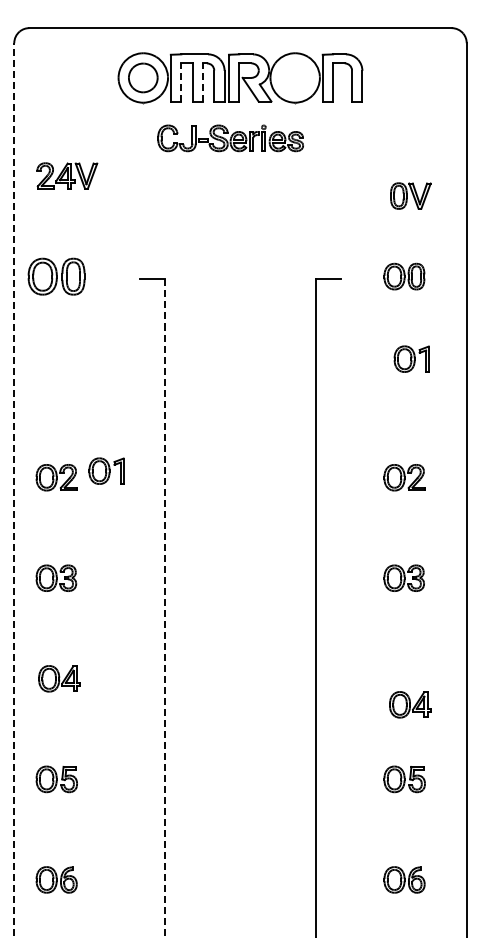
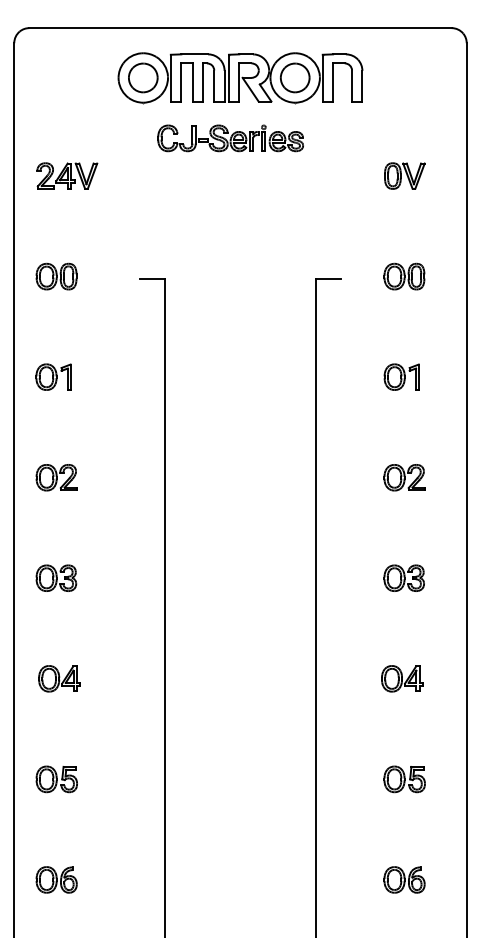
part: none -> present (295, 77)
line: dashed -> solid (181, 82)
line: dashed -> solid (202, 82)
part position: (410, 195) -> (404, 175) (404, 175)
part size: 59x39 px -> 43x29 px (56, 276)
part position: (411, 358) -> (401, 376) (401, 376)
part position: (106, 470) -> (53, 376) (53, 376)
line: dashed -> solid (14, 490)
line: dashed -> solid (165, 608)
part position: (410, 704) -> (402, 678) (402, 678)
